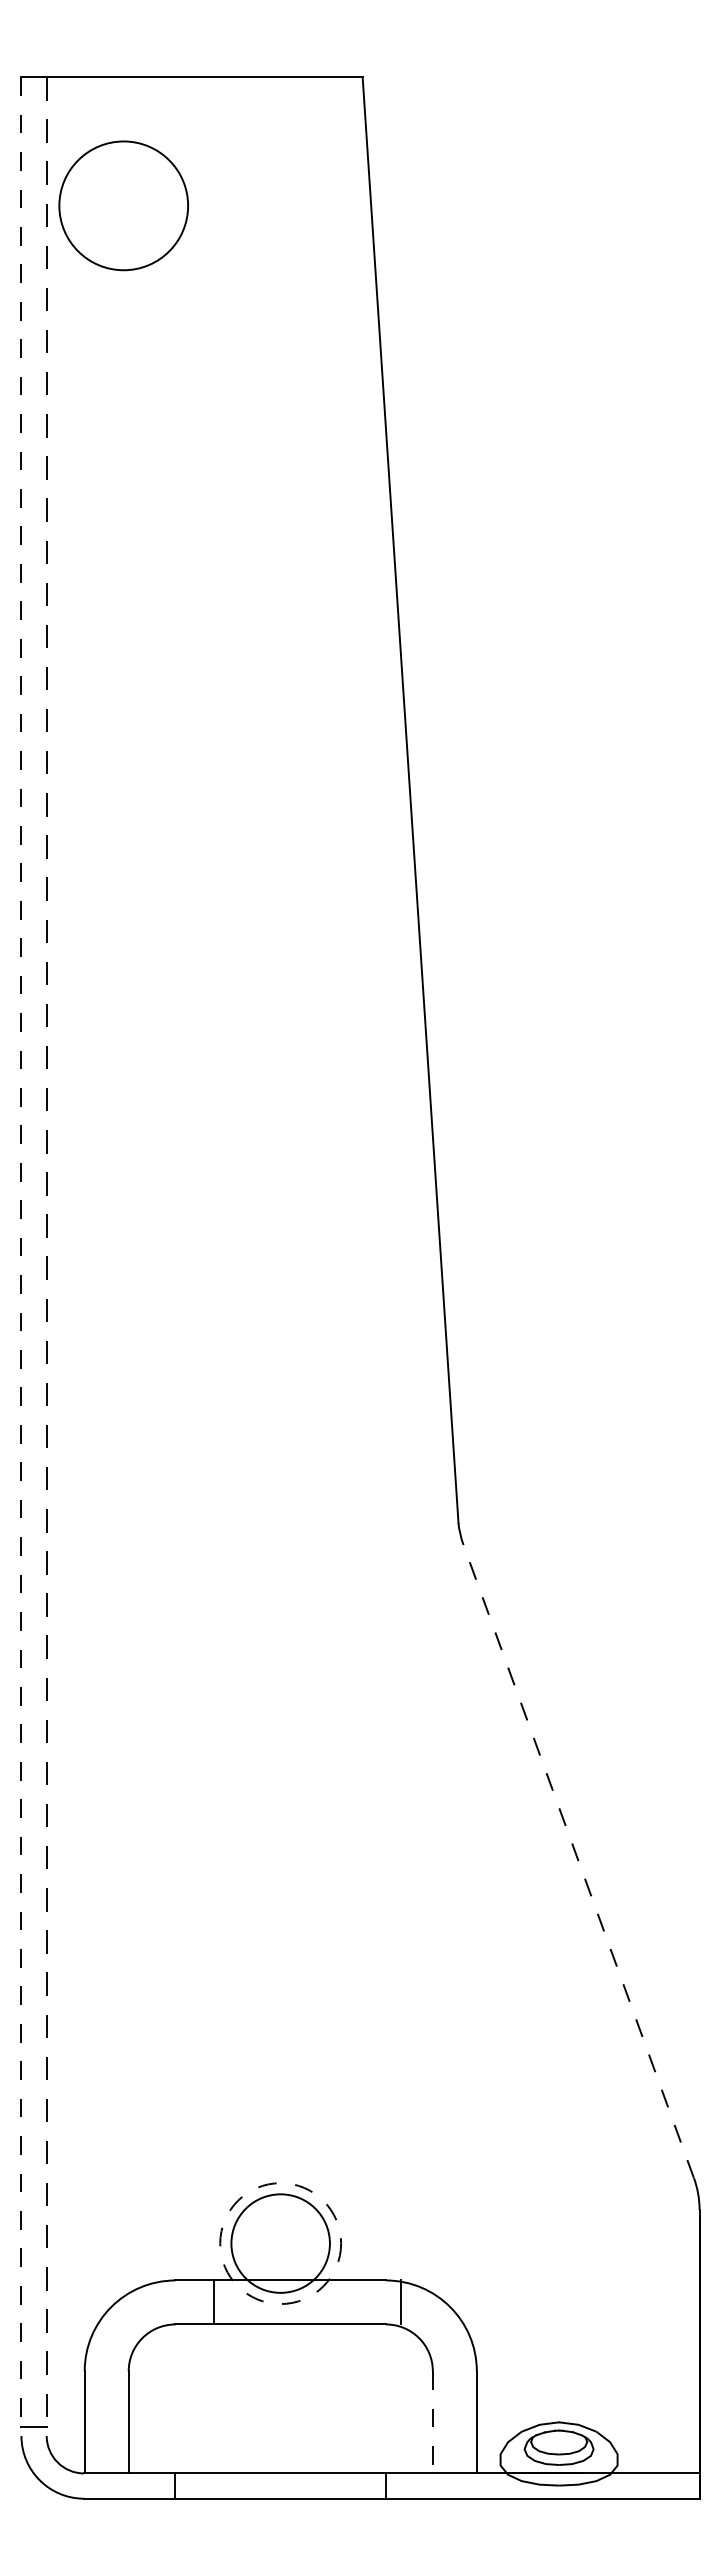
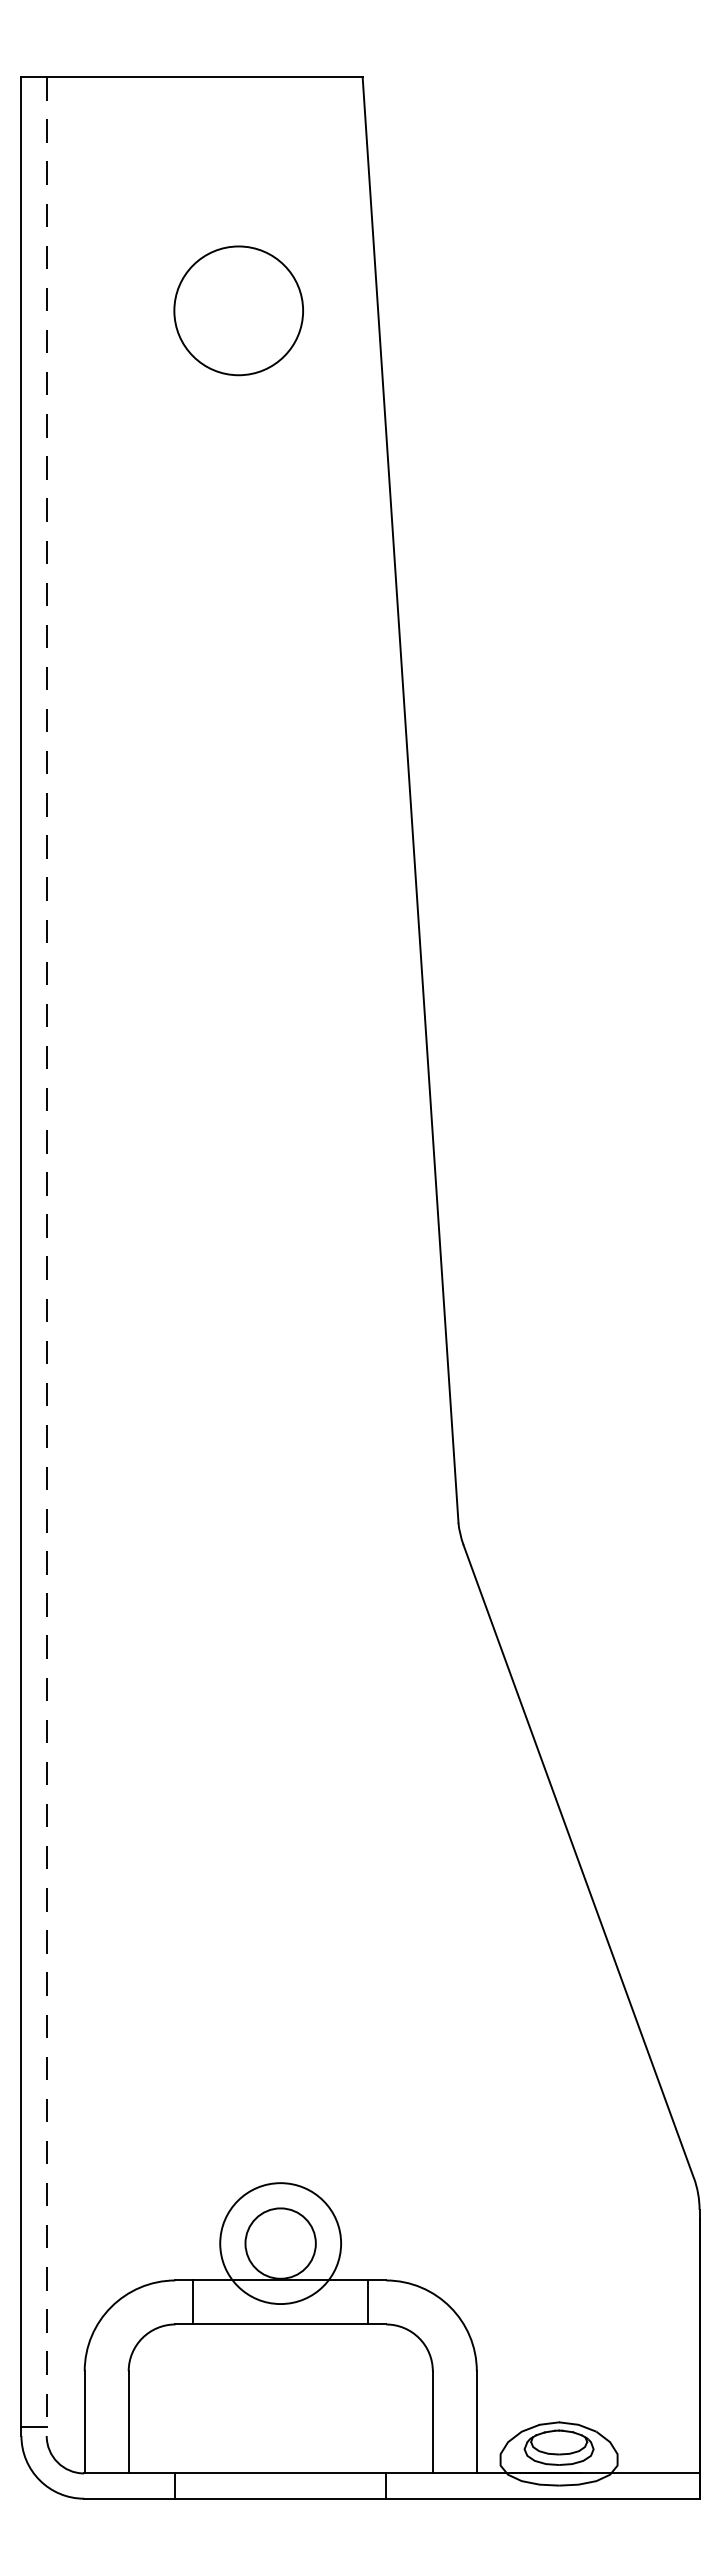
circle position: (123, 205) -> (238, 310) (238, 310)
line: dashed -> solid (21, 1257)
line: dashed -> solid (578, 1861)
circle diameter: 99 px -> 70 px (280, 2243)
circle: dashed -> solid (280, 2243)
line position: (214, 2302) -> (193, 2302) (193, 2302)
line position: (401, 2302) -> (368, 2302) (368, 2302)
line: dashed -> solid (432, 2422)
